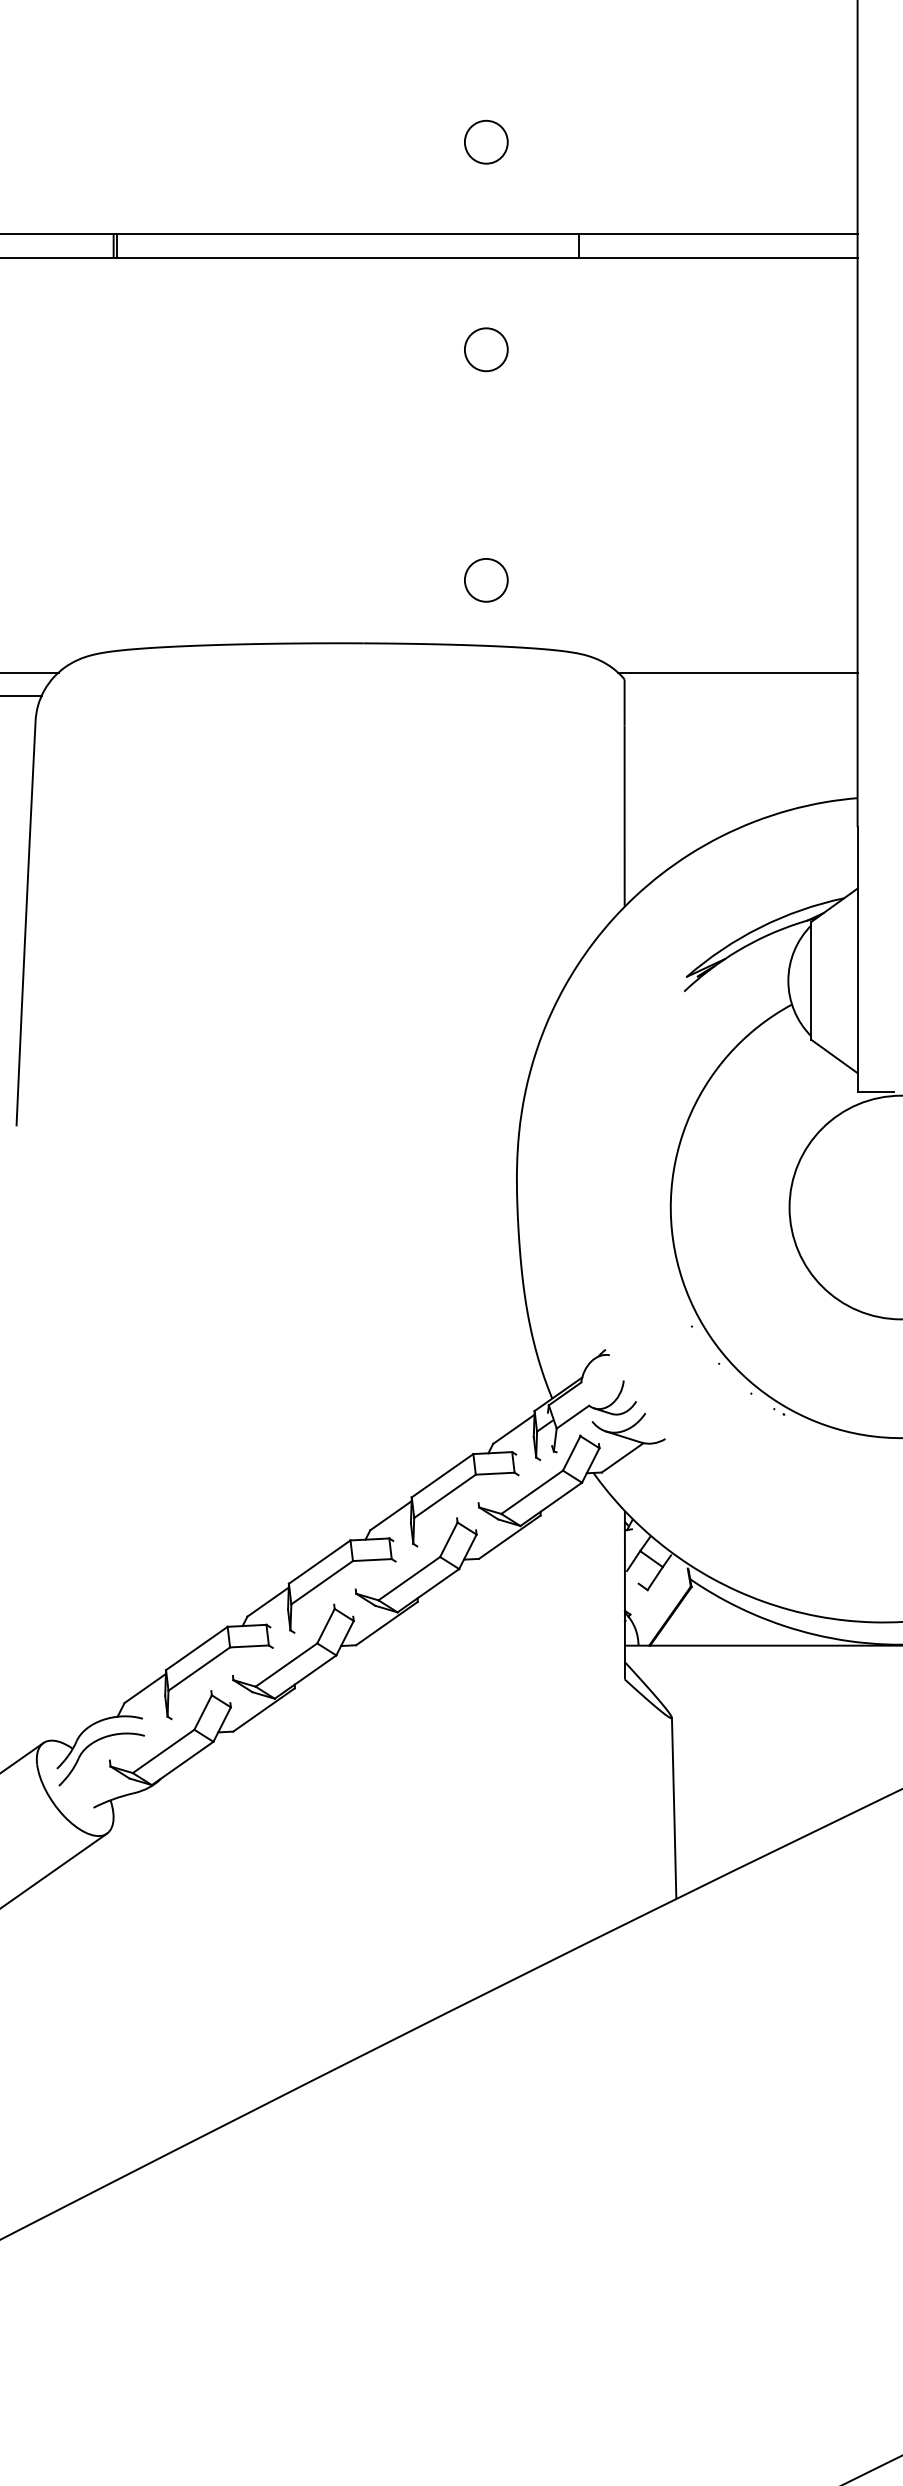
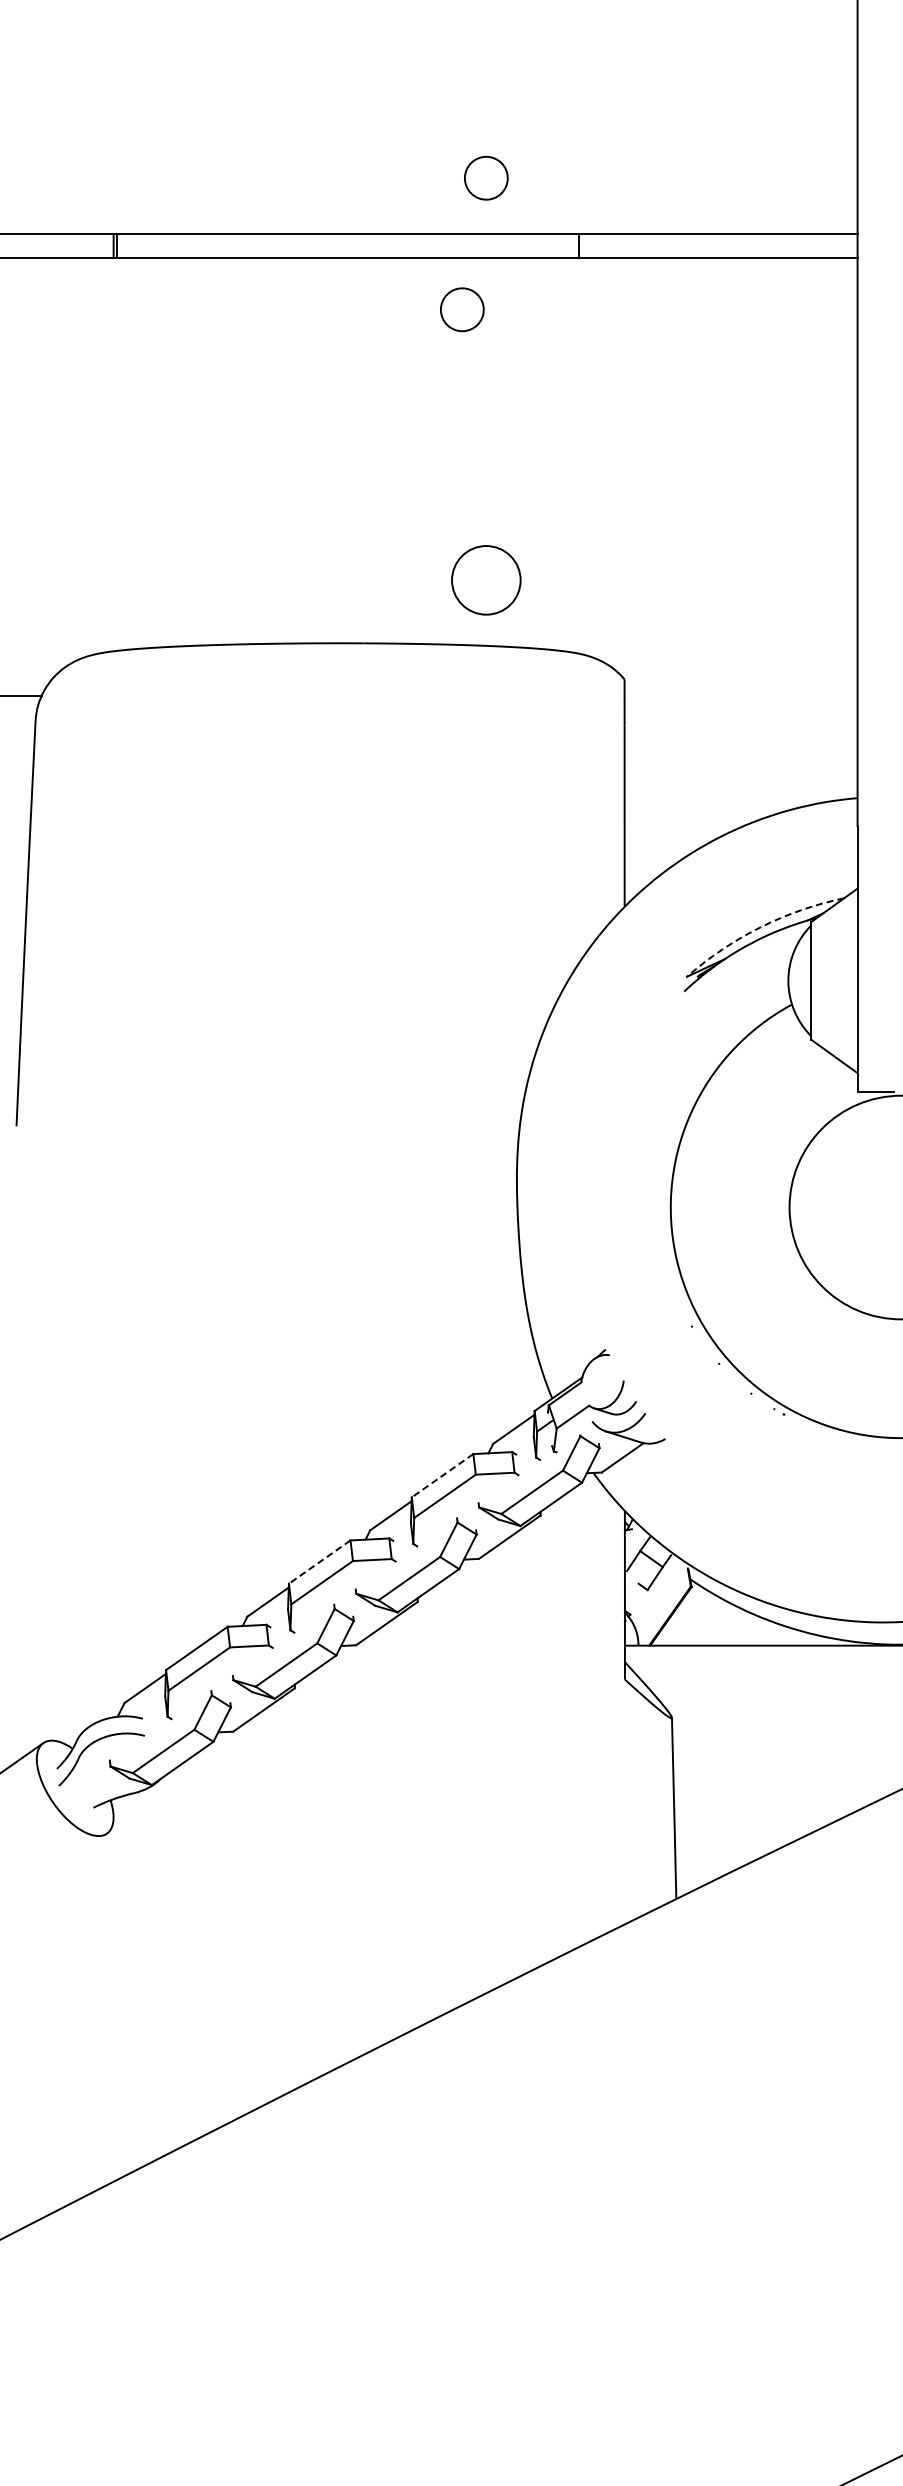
circle position: (486, 141) -> (486, 177) (486, 177)
circle position: (486, 349) -> (462, 309) (462, 309)
circle diameter: 43 px -> 69 px (486, 580)
line: present -> none (30, 672)
line: present -> none (737, 672)
arc: solid -> dashed (760, 927)
line: solid -> dashed (442, 1475)
line: solid -> dashed (319, 1562)
line: present -> none (54, 1869)
